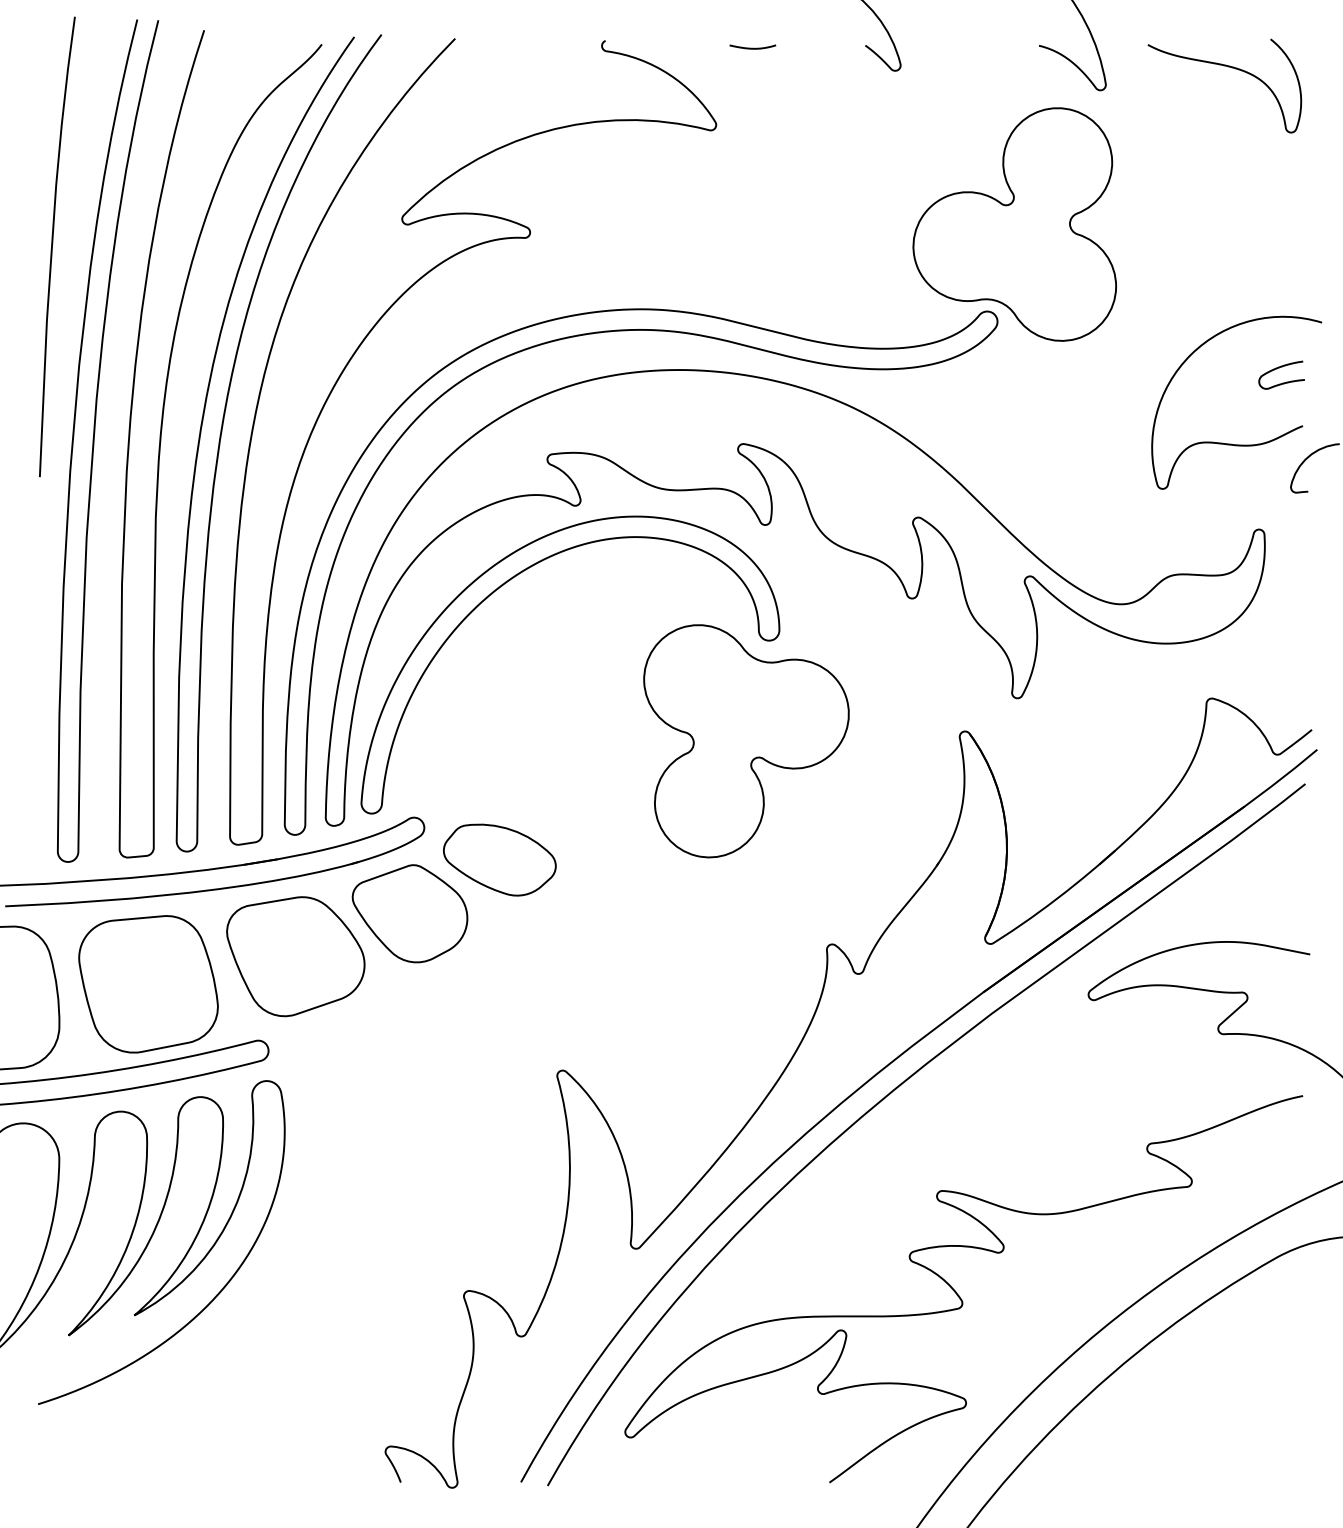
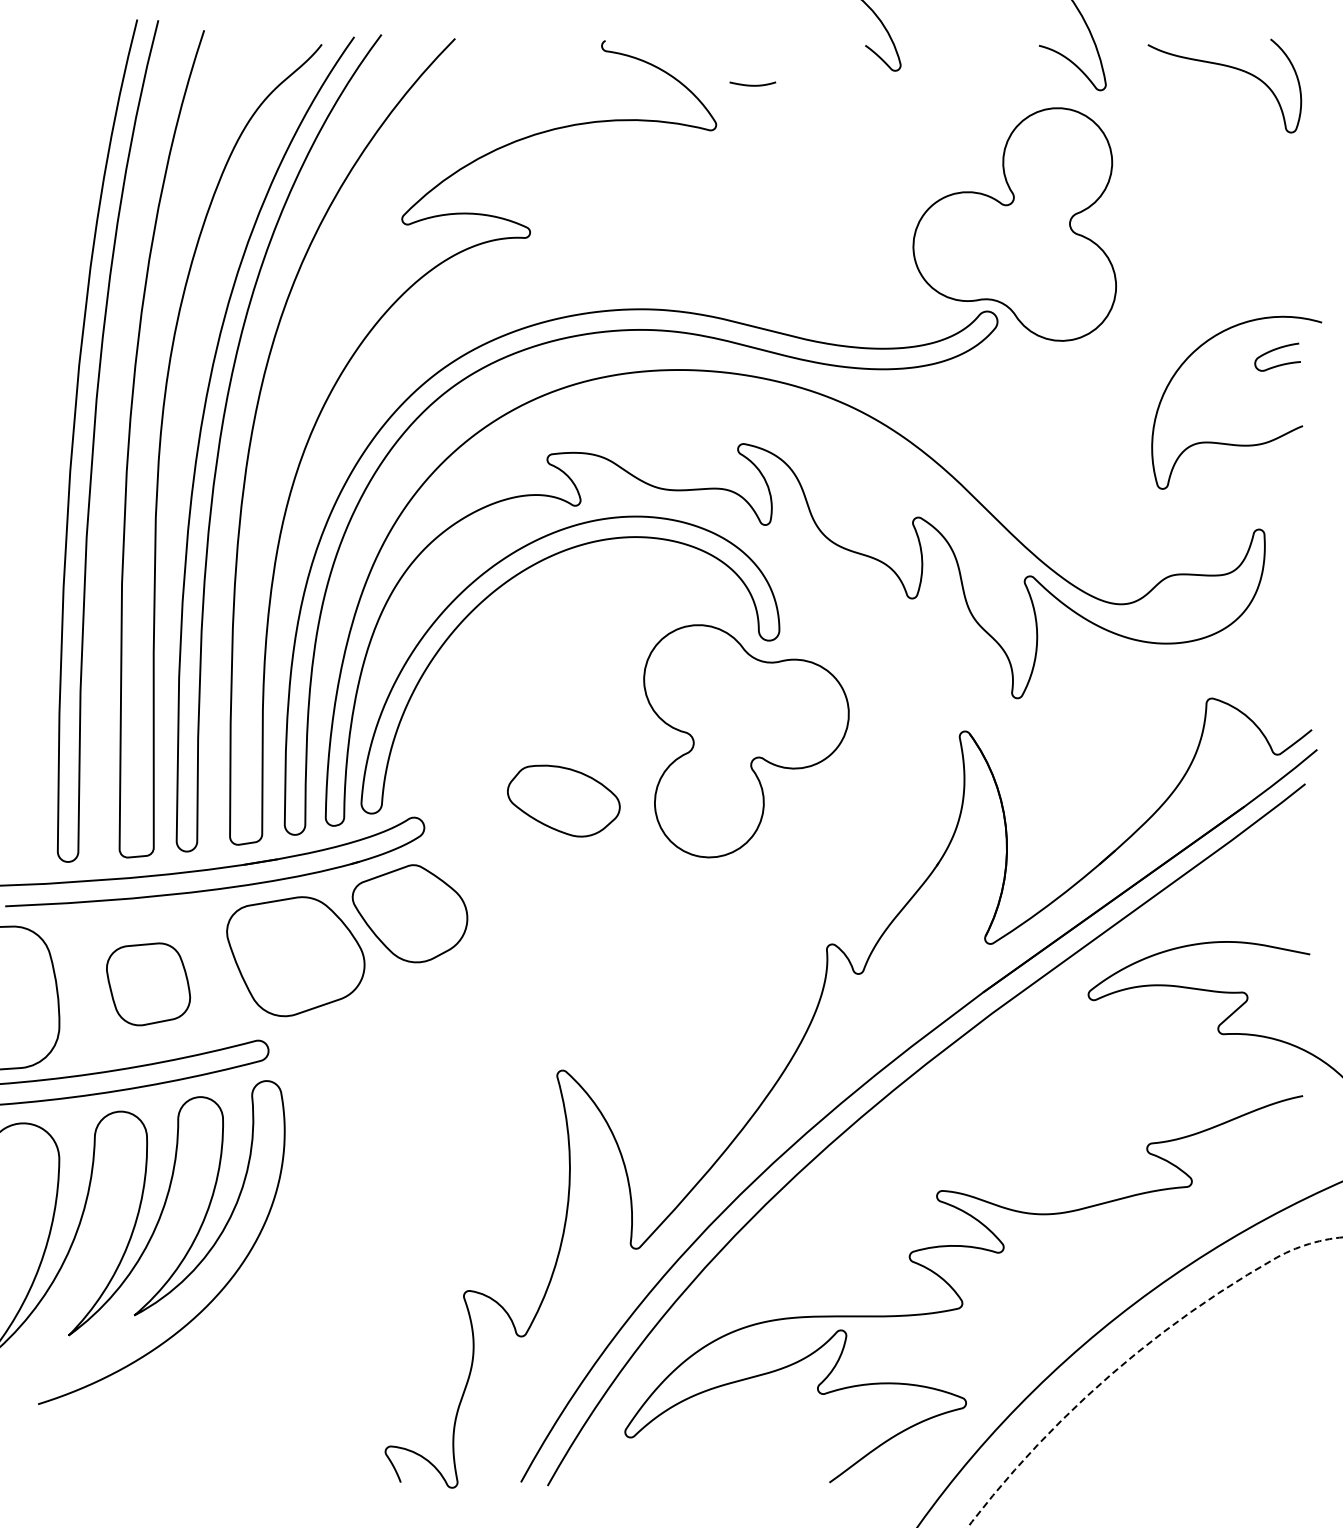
curve position: (752, 47) -> (752, 84) (752, 84)
curve: present -> none (53, 243)
curve position: (1279, 368) -> (1275, 350) (1275, 350)
curve: present -> none (1307, 459)
part position: (499, 859) -> (563, 800) (563, 800)
part size: 141x139 px -> 86x85 px (148, 984)
line: solid -> dashed (1138, 1351)
